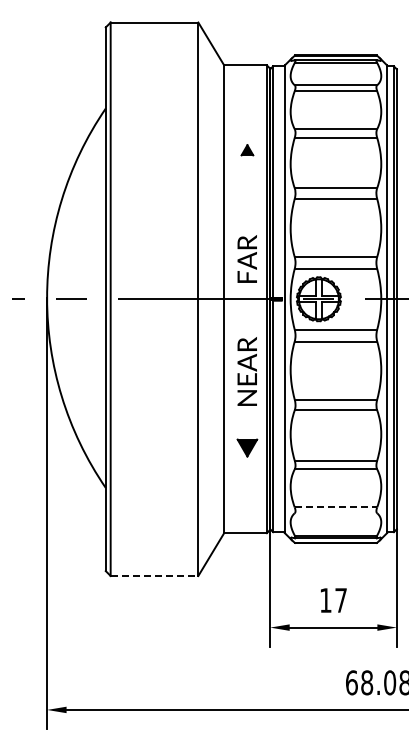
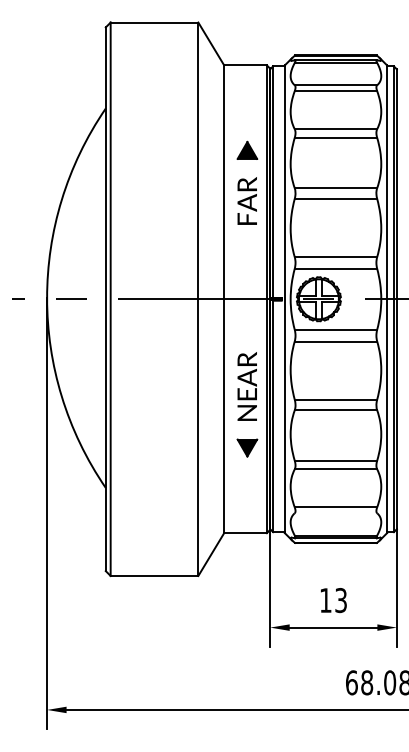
part size: 15x13 px -> 23x20 px (247, 149)
text position: (246, 258) -> (246, 200) (246, 200)
text position: (246, 371) -> (246, 386) (246, 386)
line: dashed -> solid (336, 507)
line: dashed -> solid (154, 575)
text: 17 -> 13 (340, 600)
